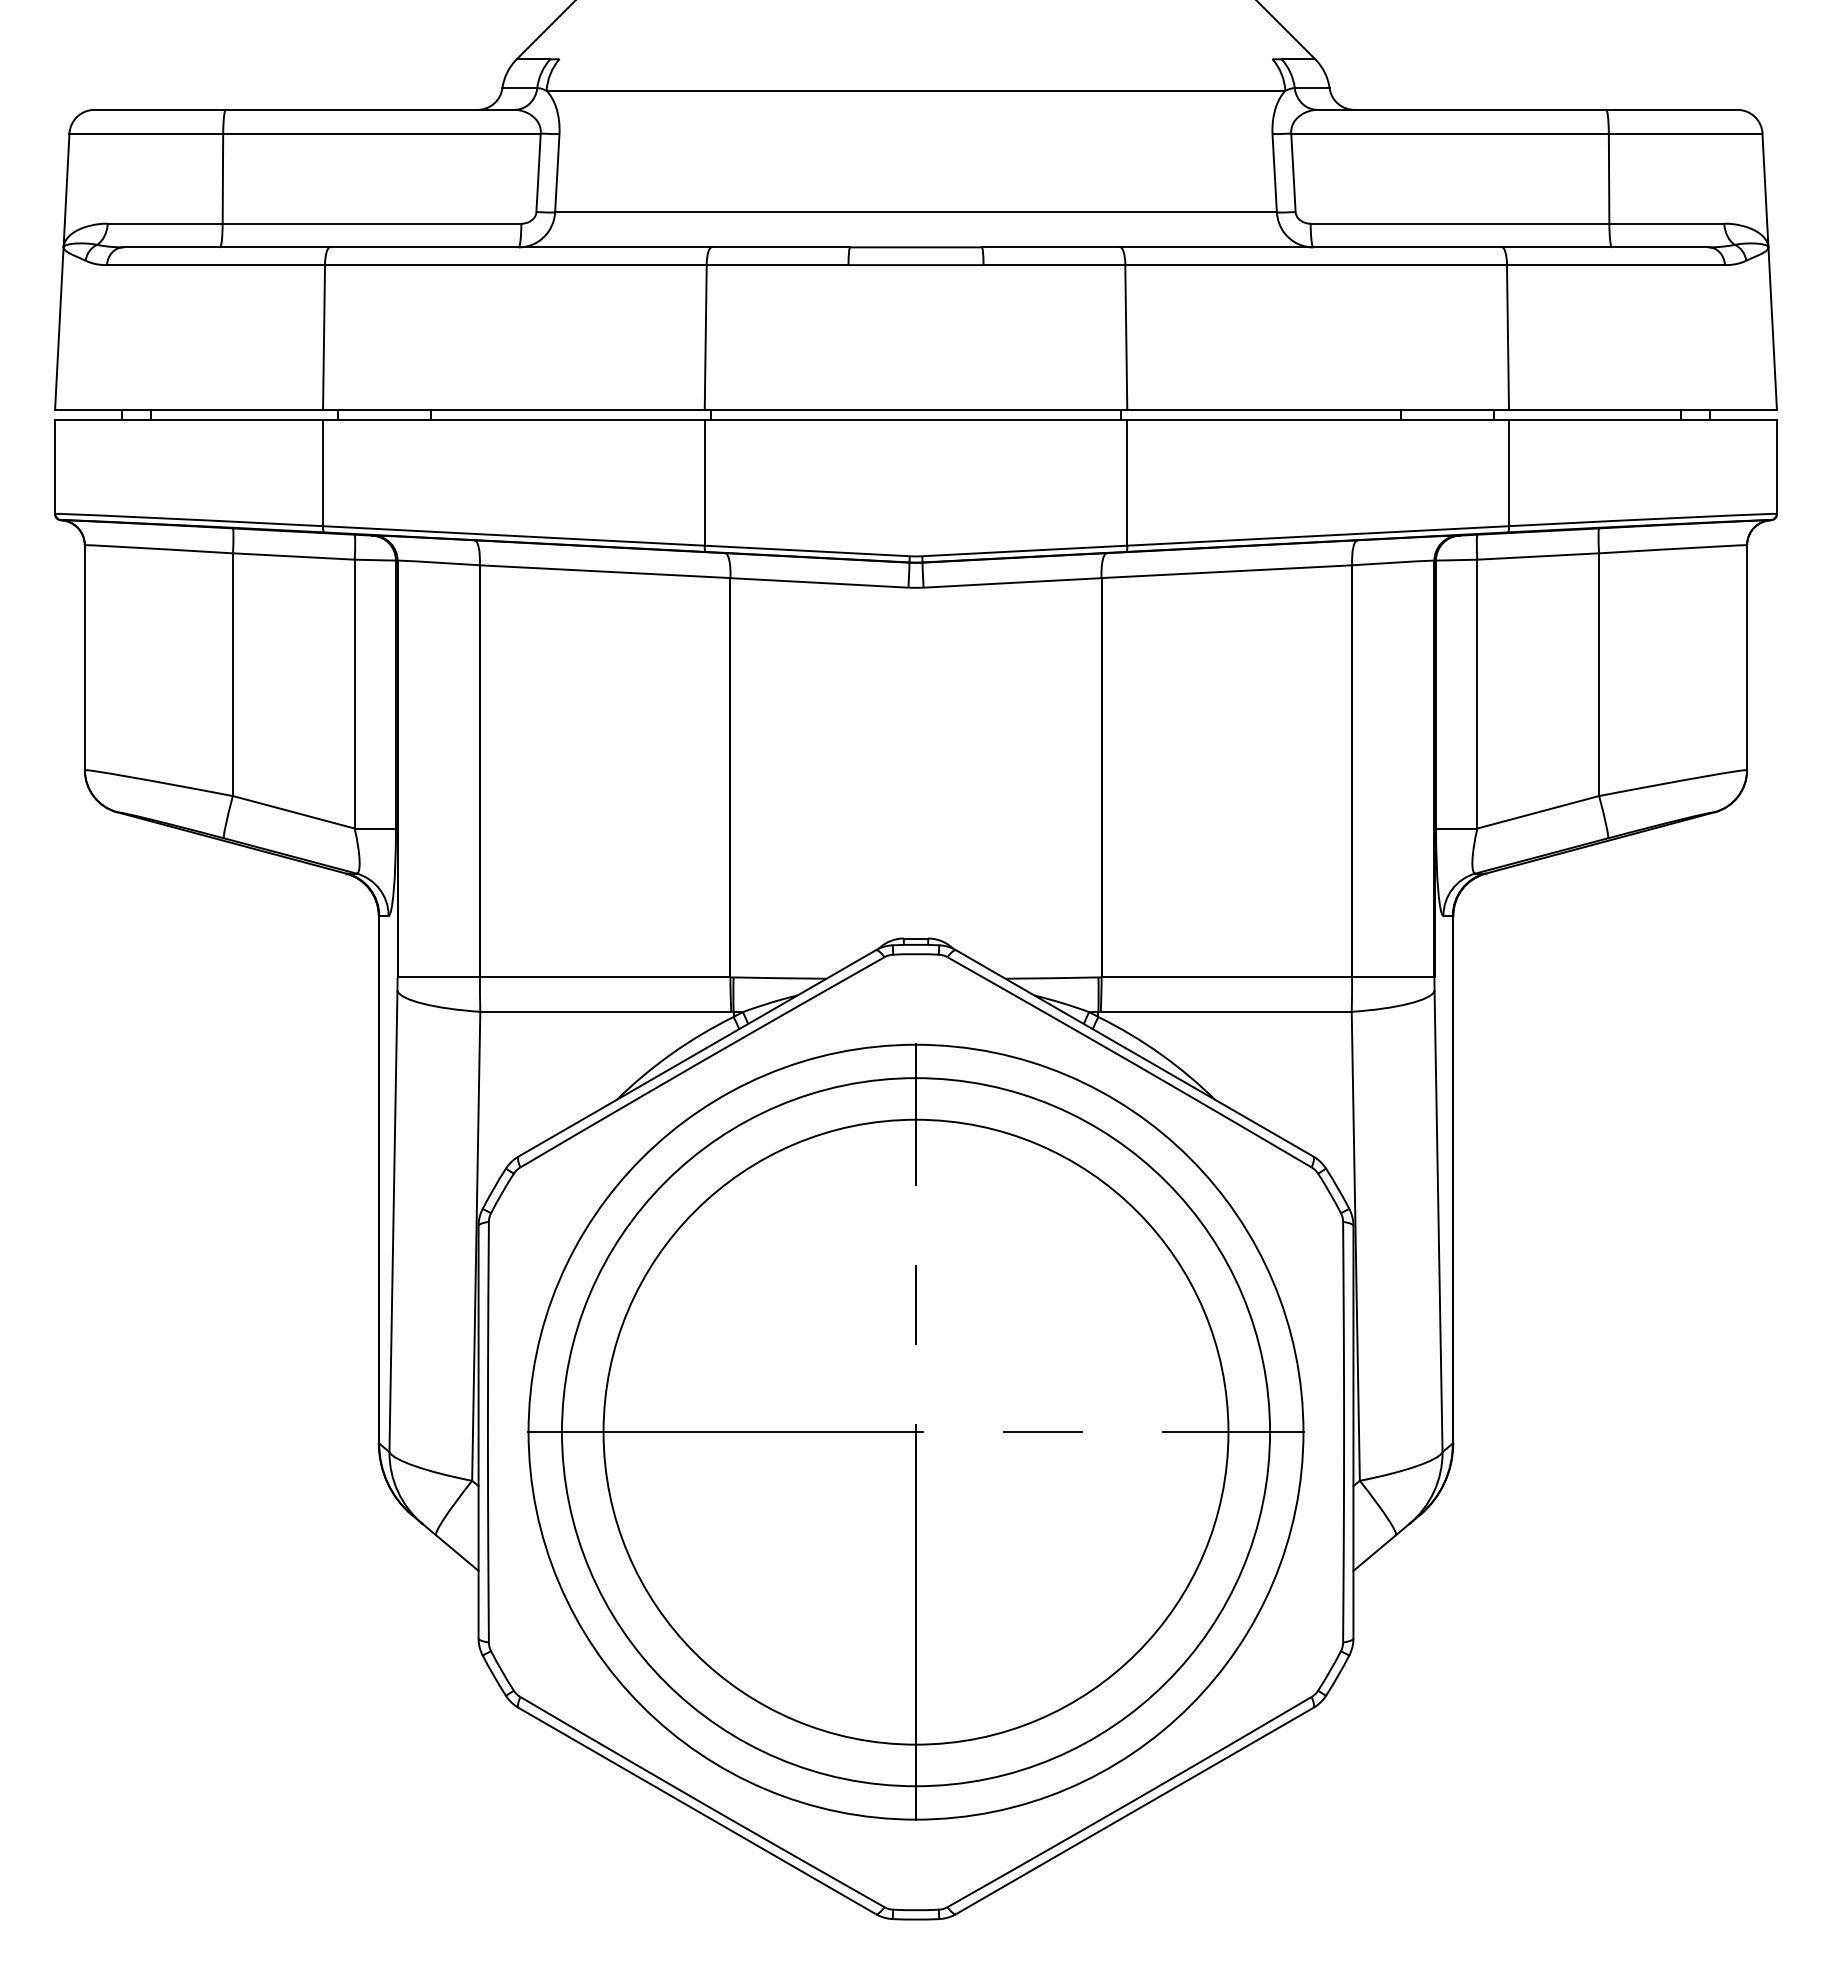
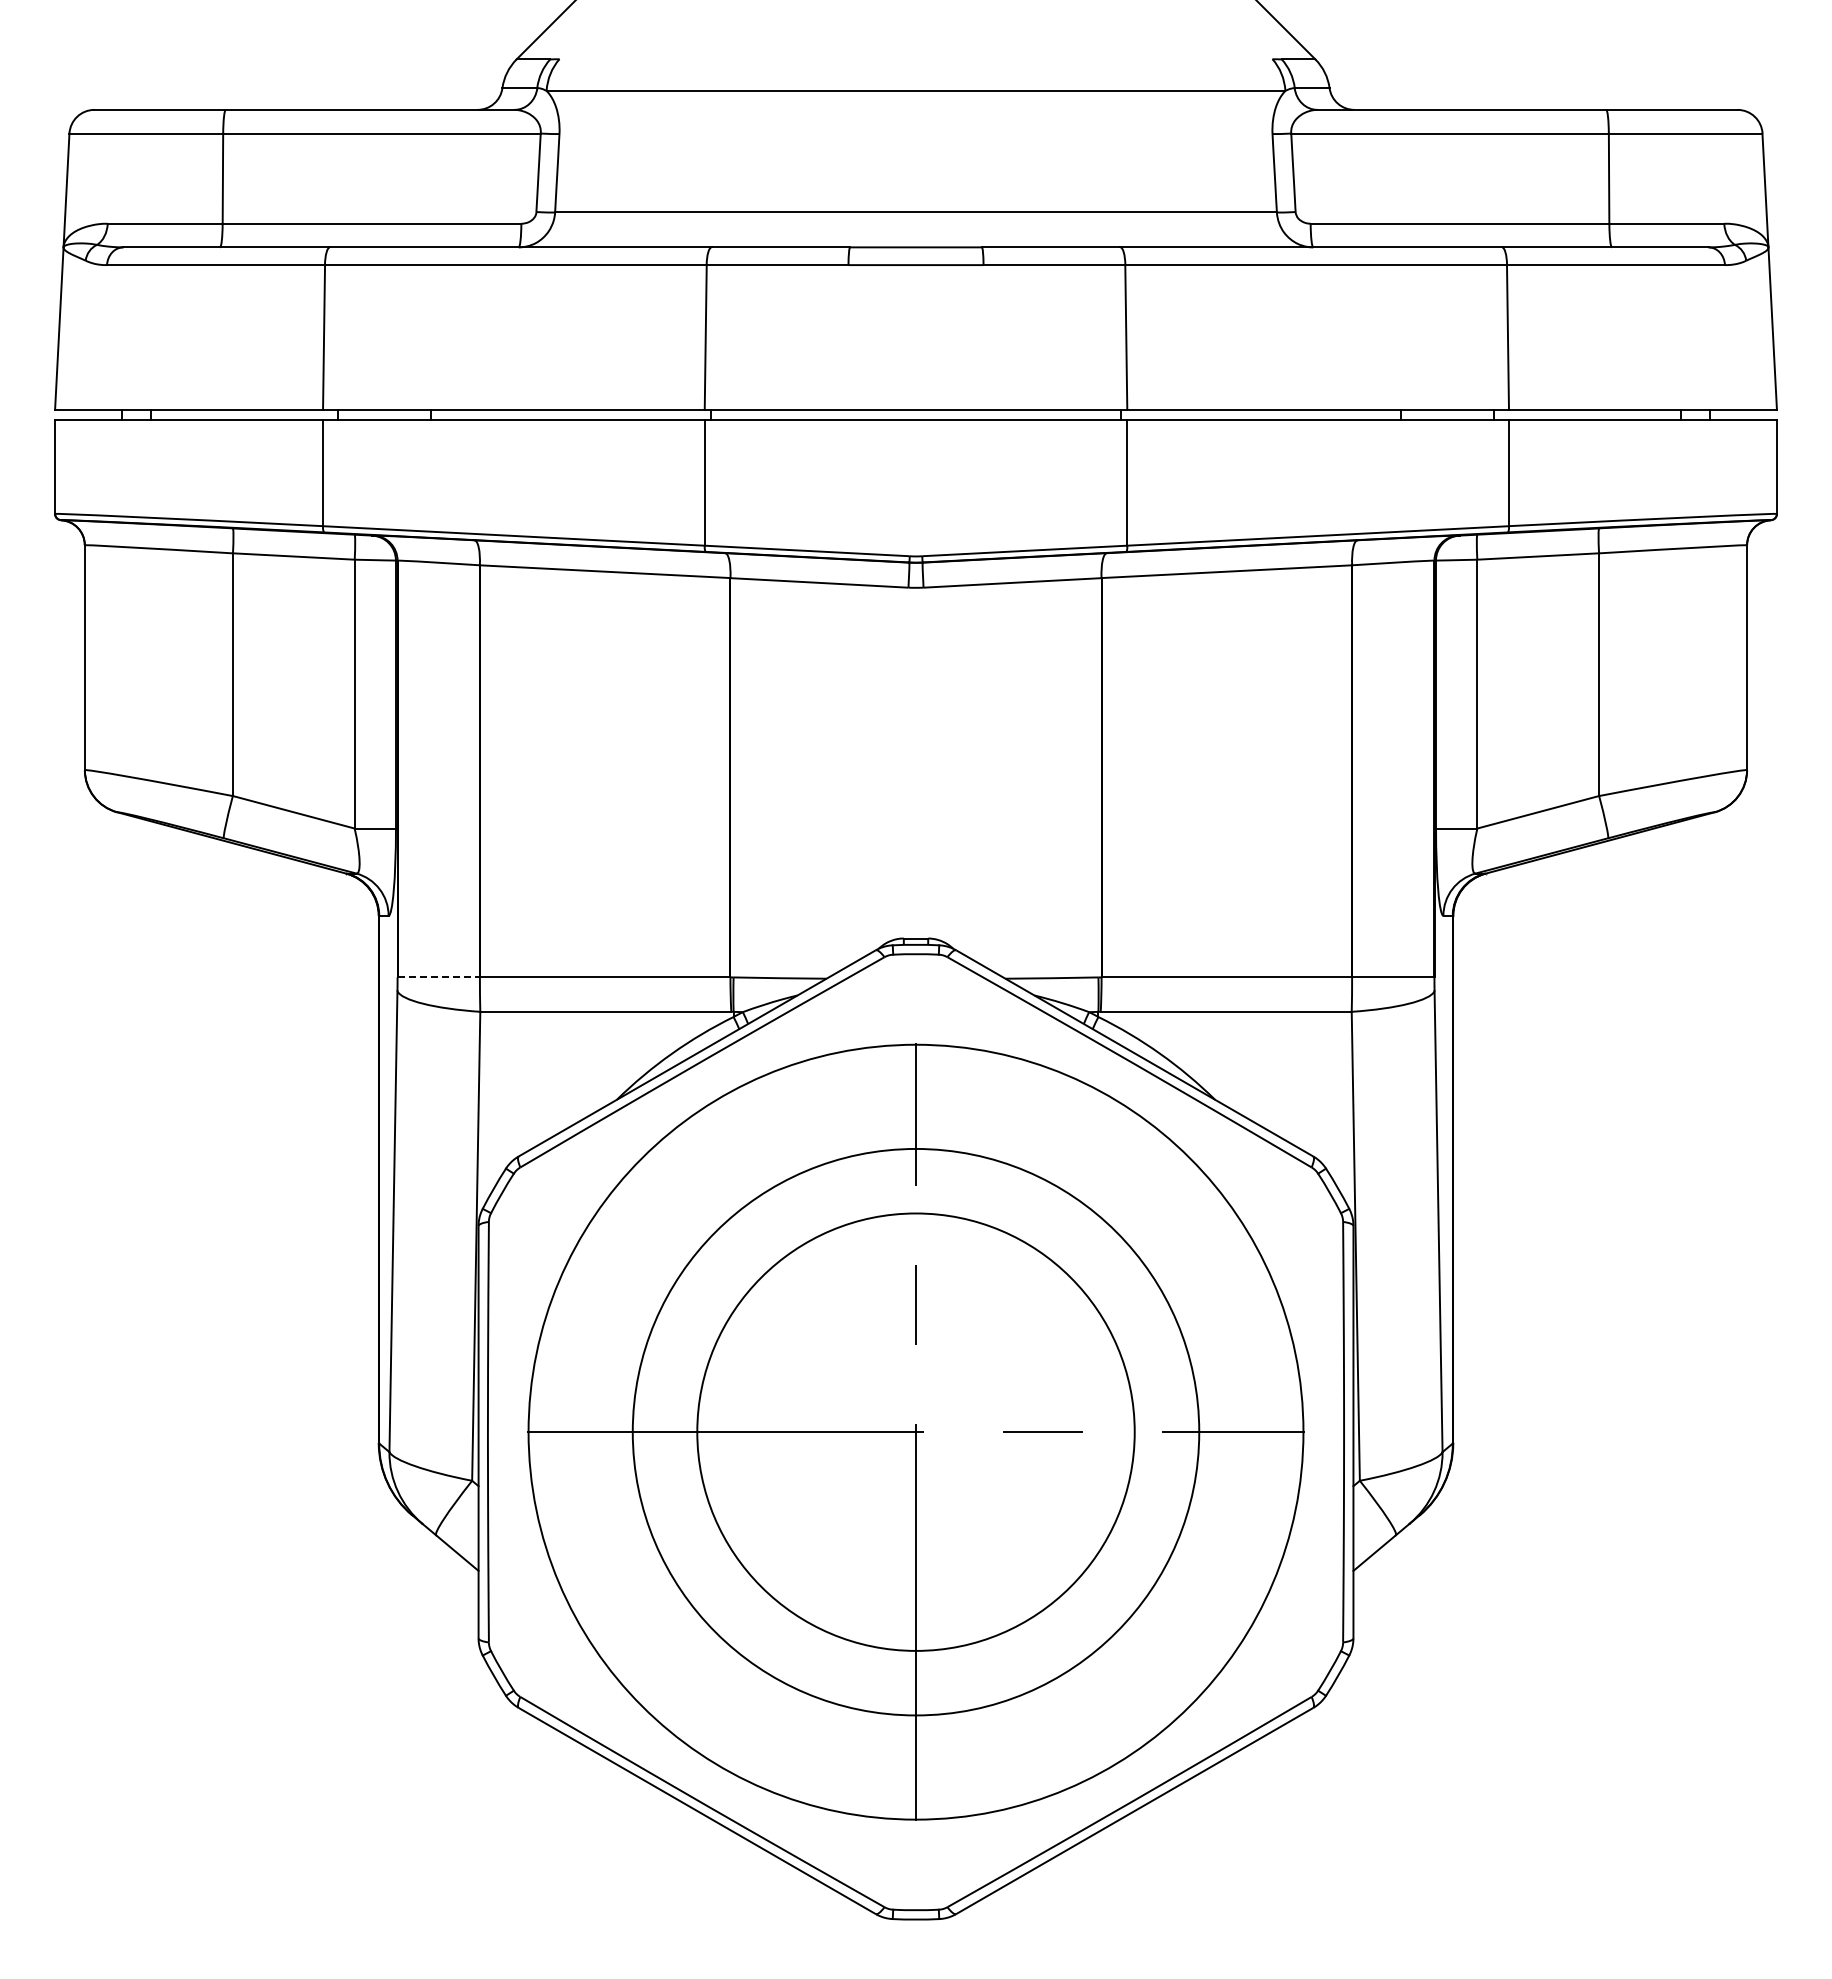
line: solid -> dashed (439, 977)
circle diameter: 625 px -> 437 px (915, 1431)
circle diameter: 708 px -> 566 px (915, 1431)
